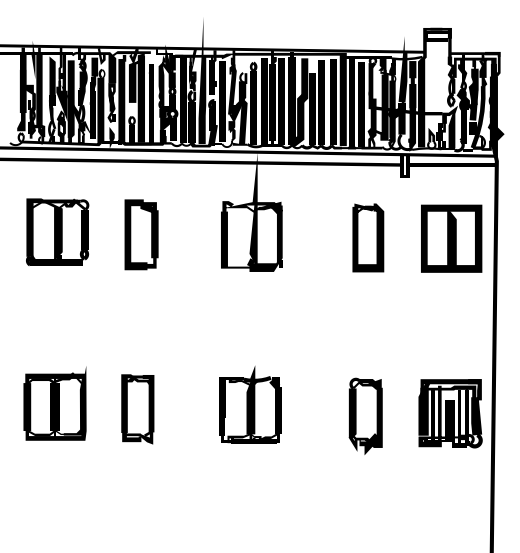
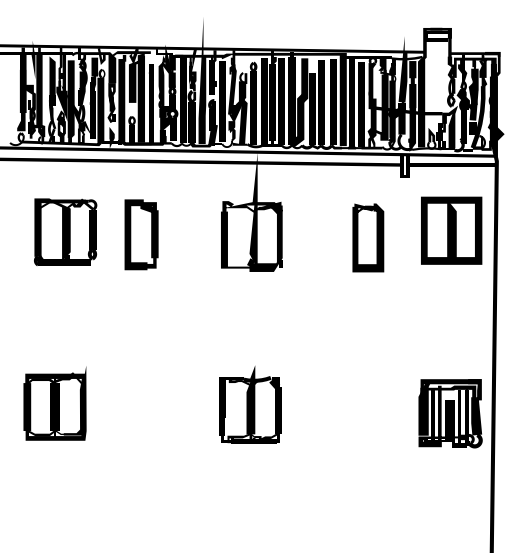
part position: (57, 231) -> (65, 231) (65, 231)
part position: (451, 238) -> (451, 230) (451, 230)
part: present -> none (137, 409)
part: present -> none (365, 415)
